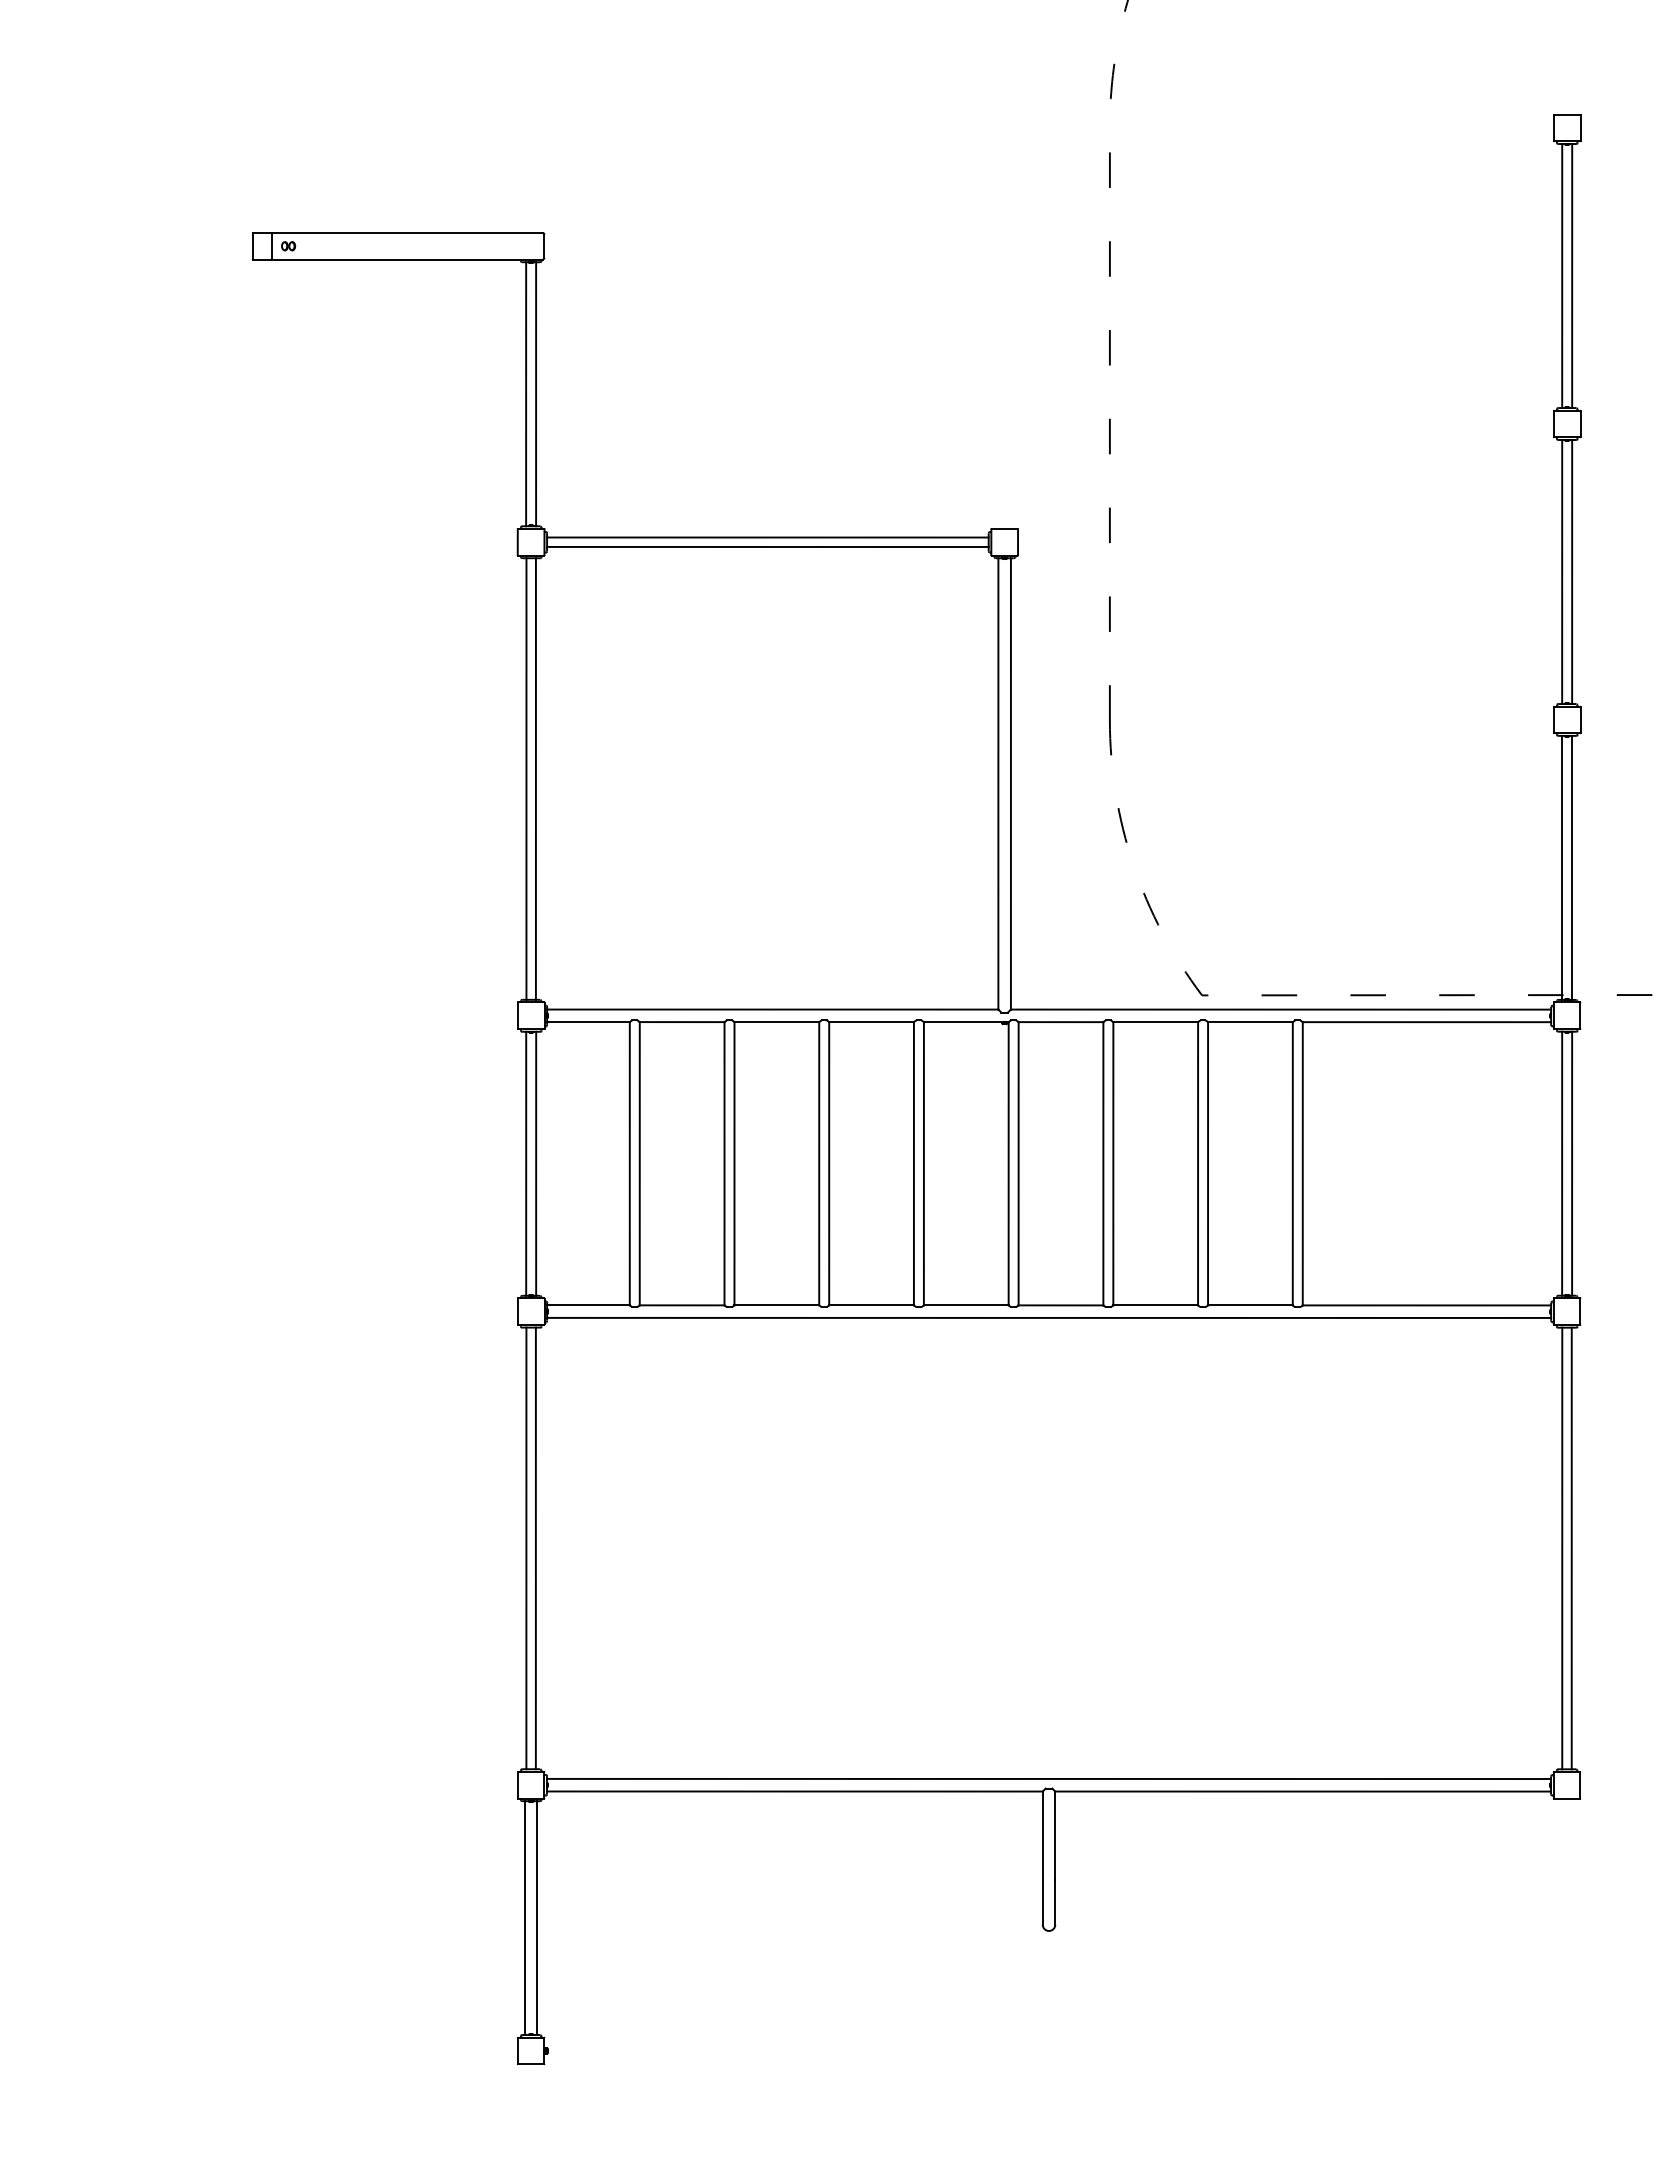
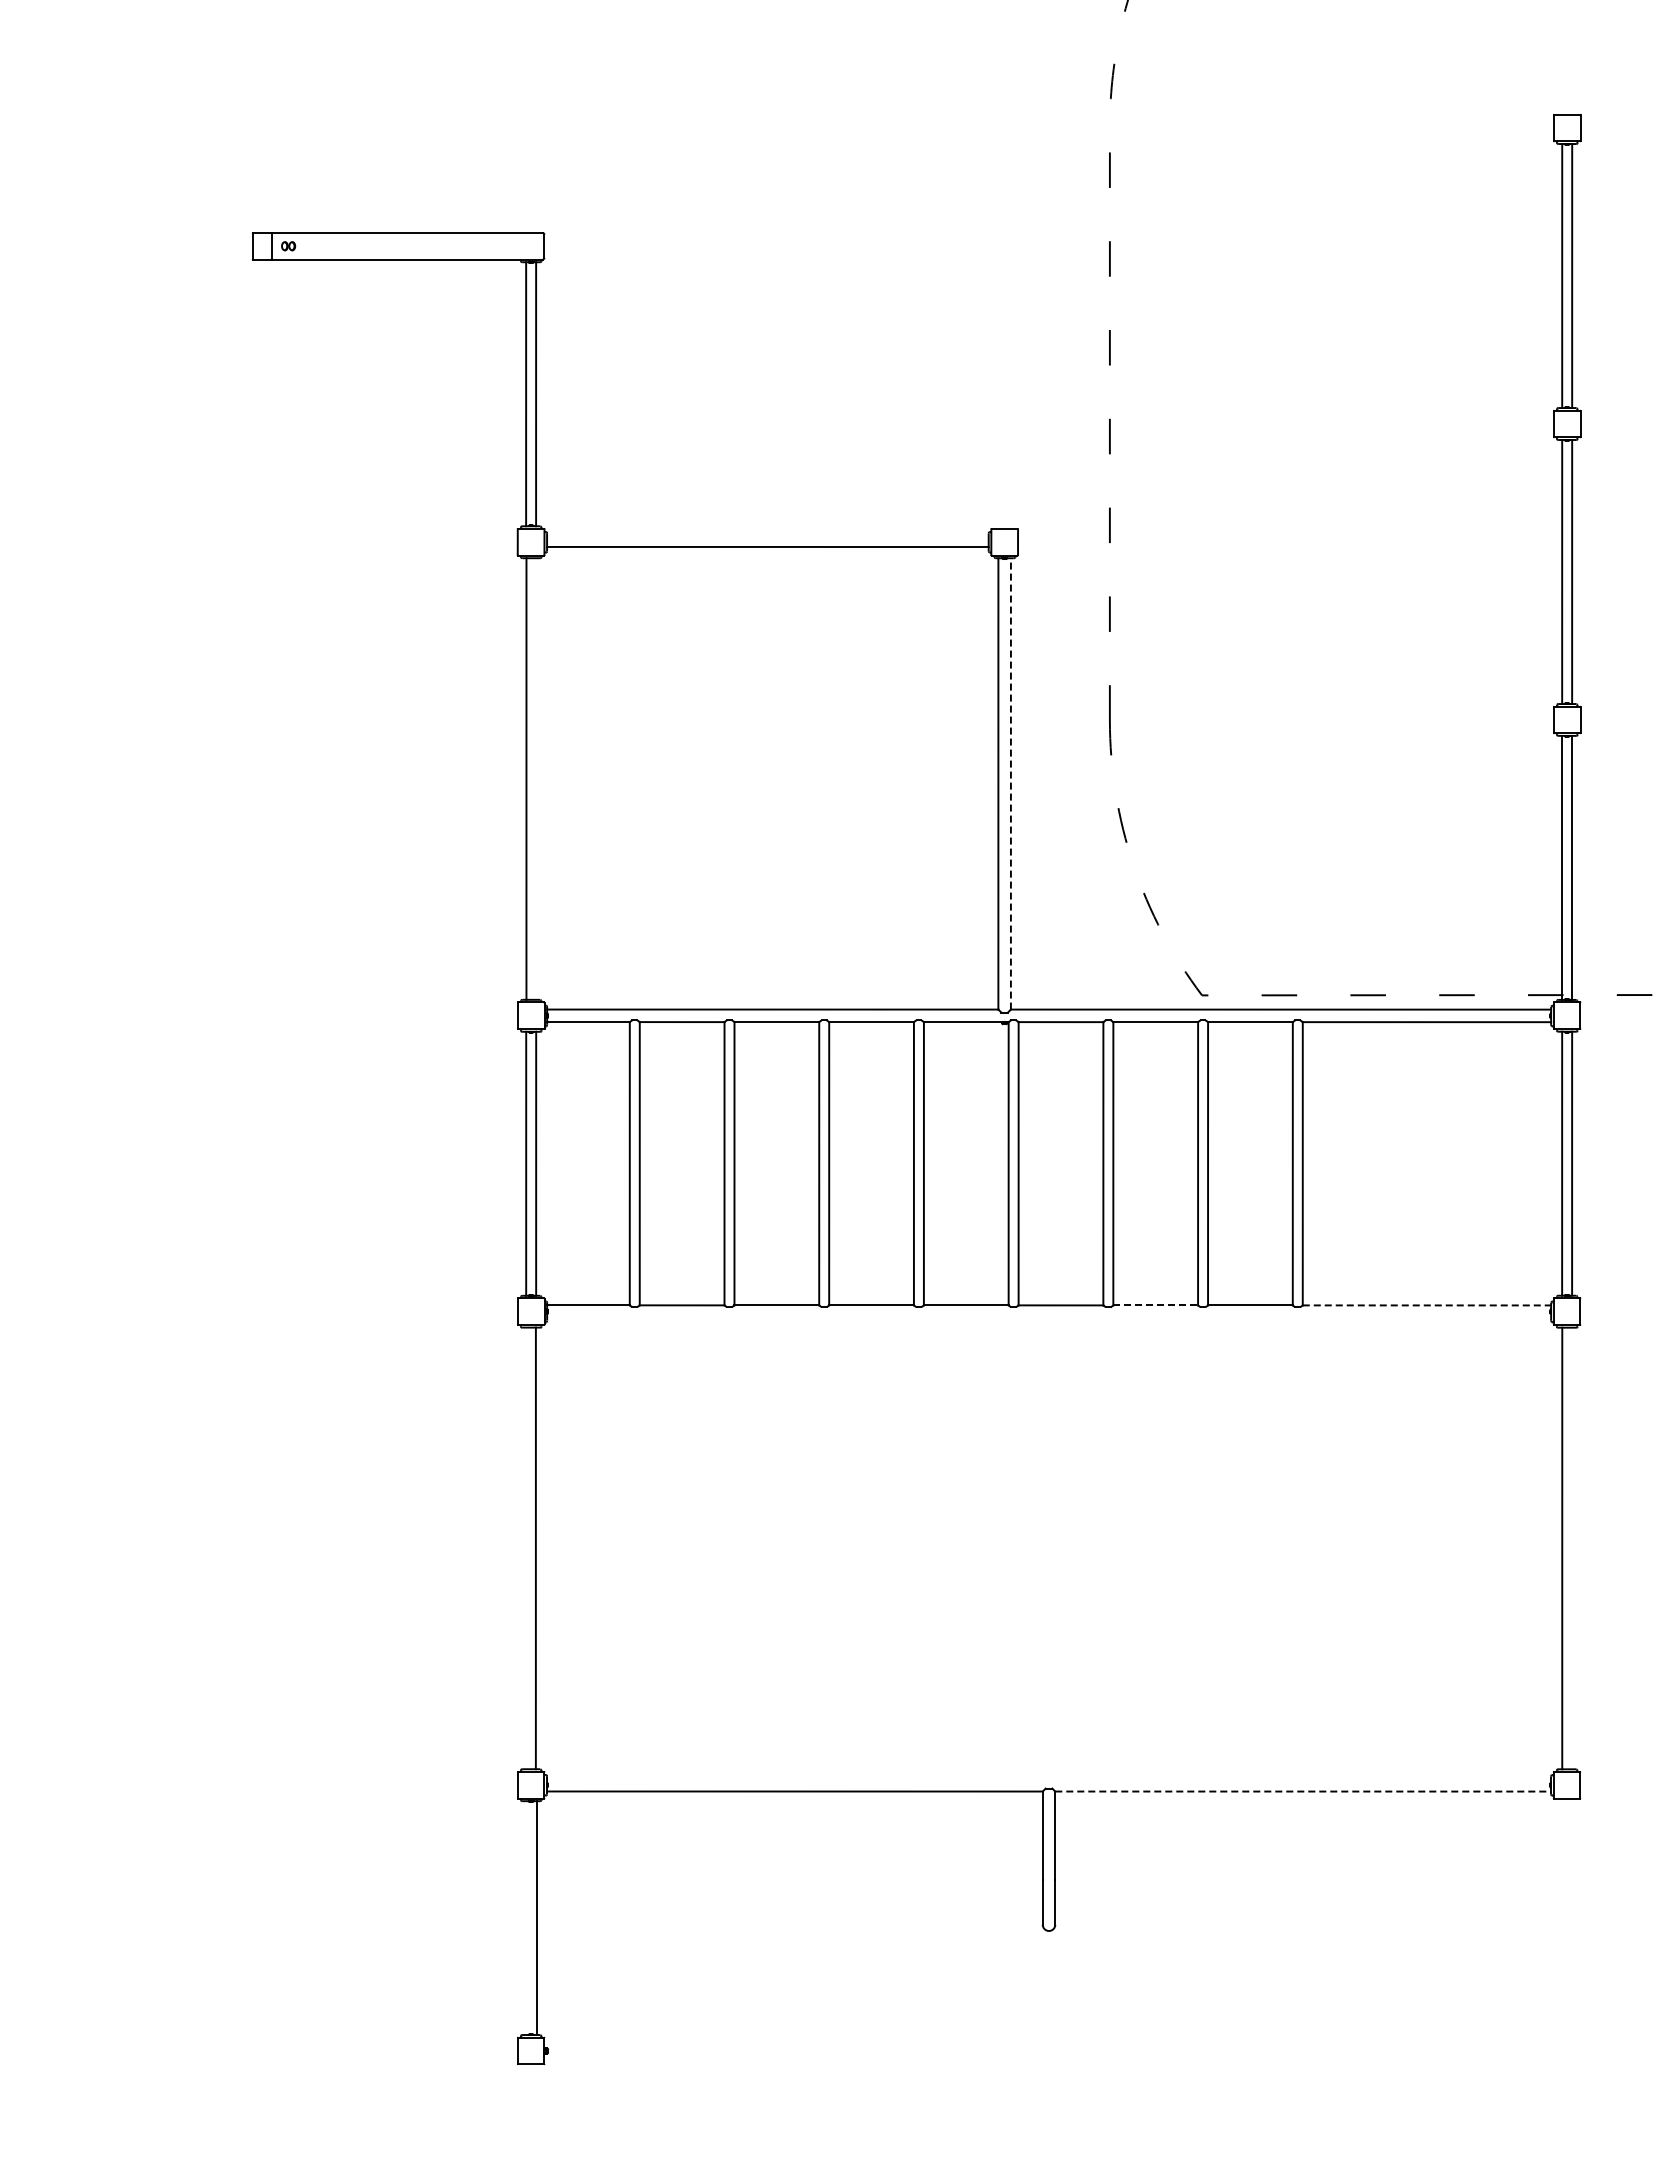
line: present -> none (767, 537)
line: present -> none (535, 778)
line: solid -> dashed (1010, 783)
line: solid -> dashed (1156, 1305)
line: solid -> dashed (1427, 1305)
line: present -> none (1049, 1317)
line: present -> none (526, 1548)
line: present -> none (1571, 1548)
line: present -> none (1049, 1778)
line: solid -> dashed (1303, 1791)
line: present -> none (525, 1918)
